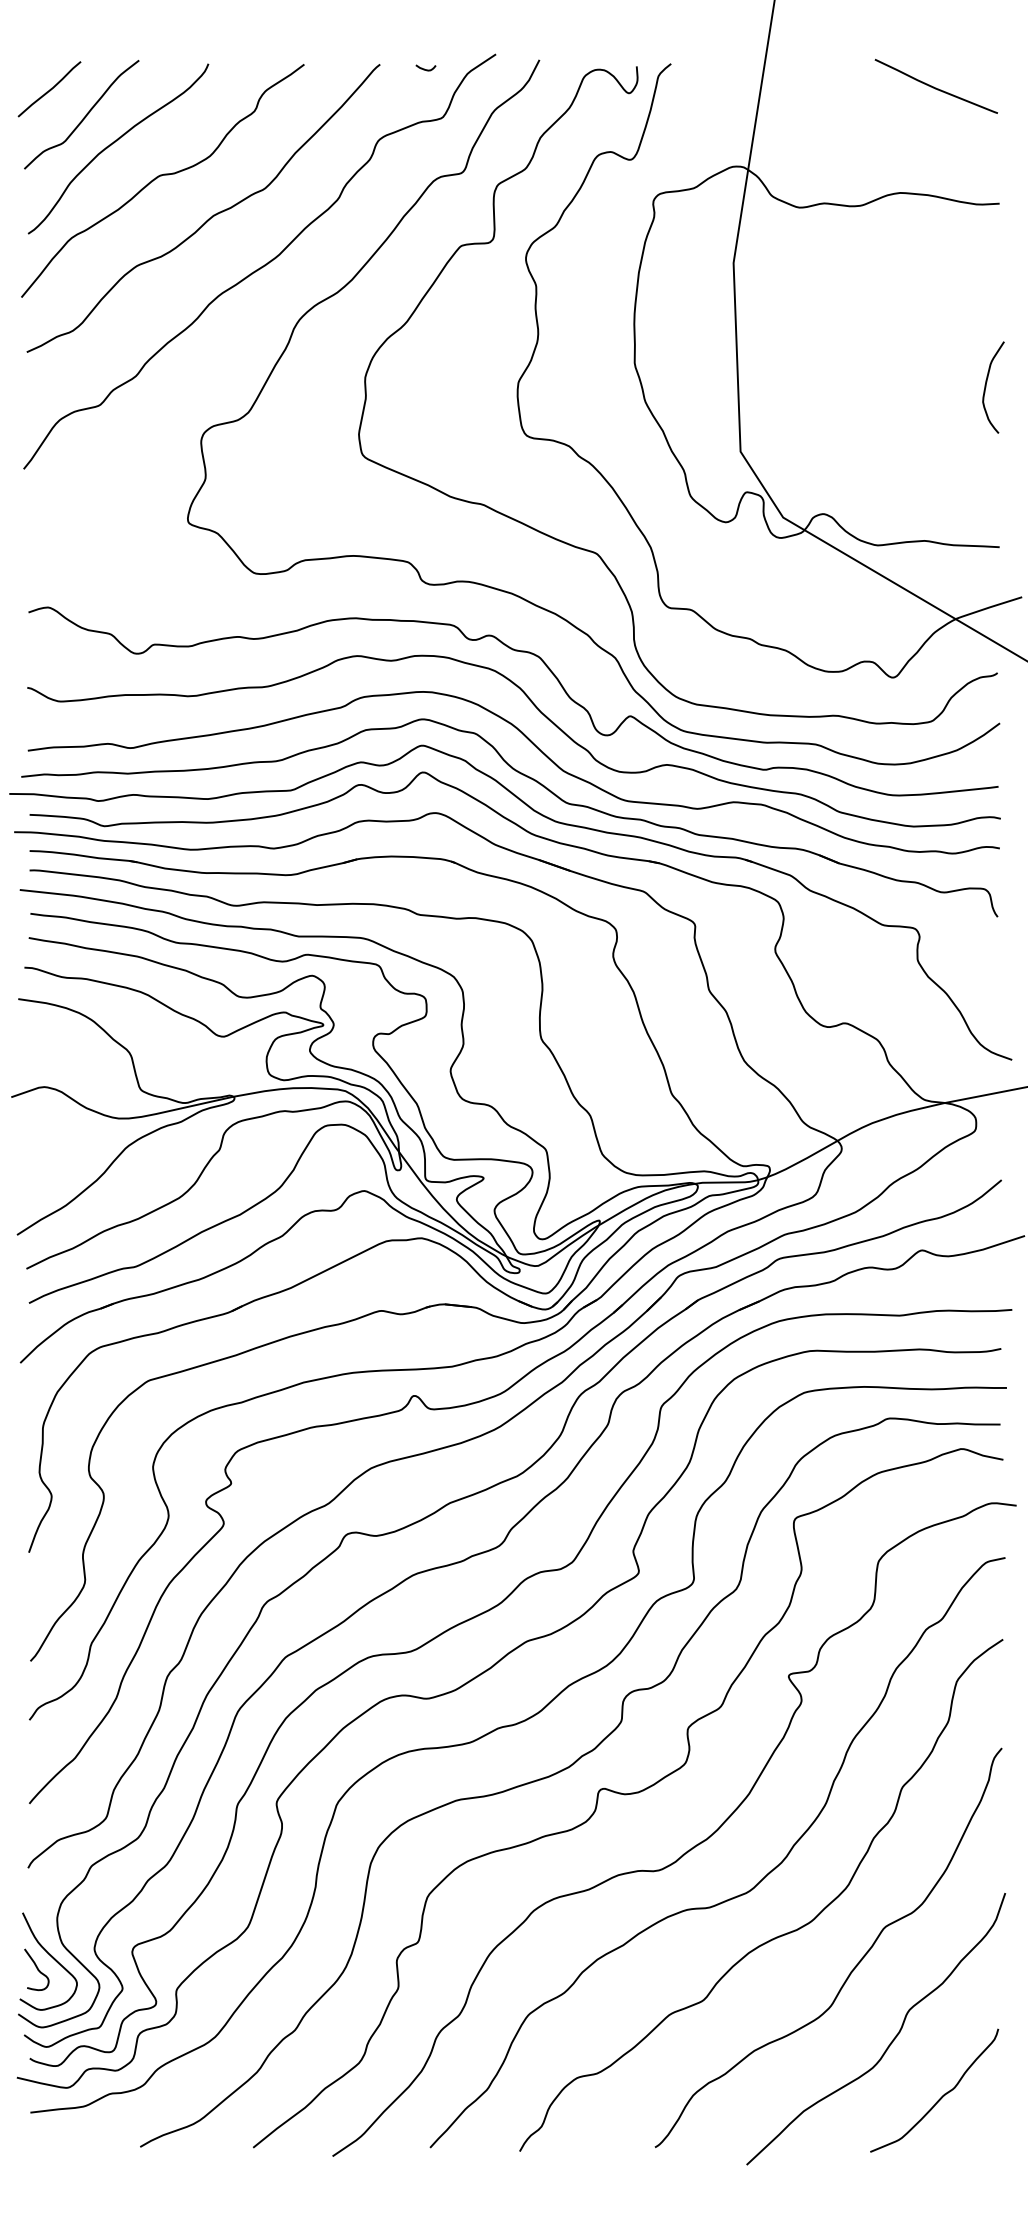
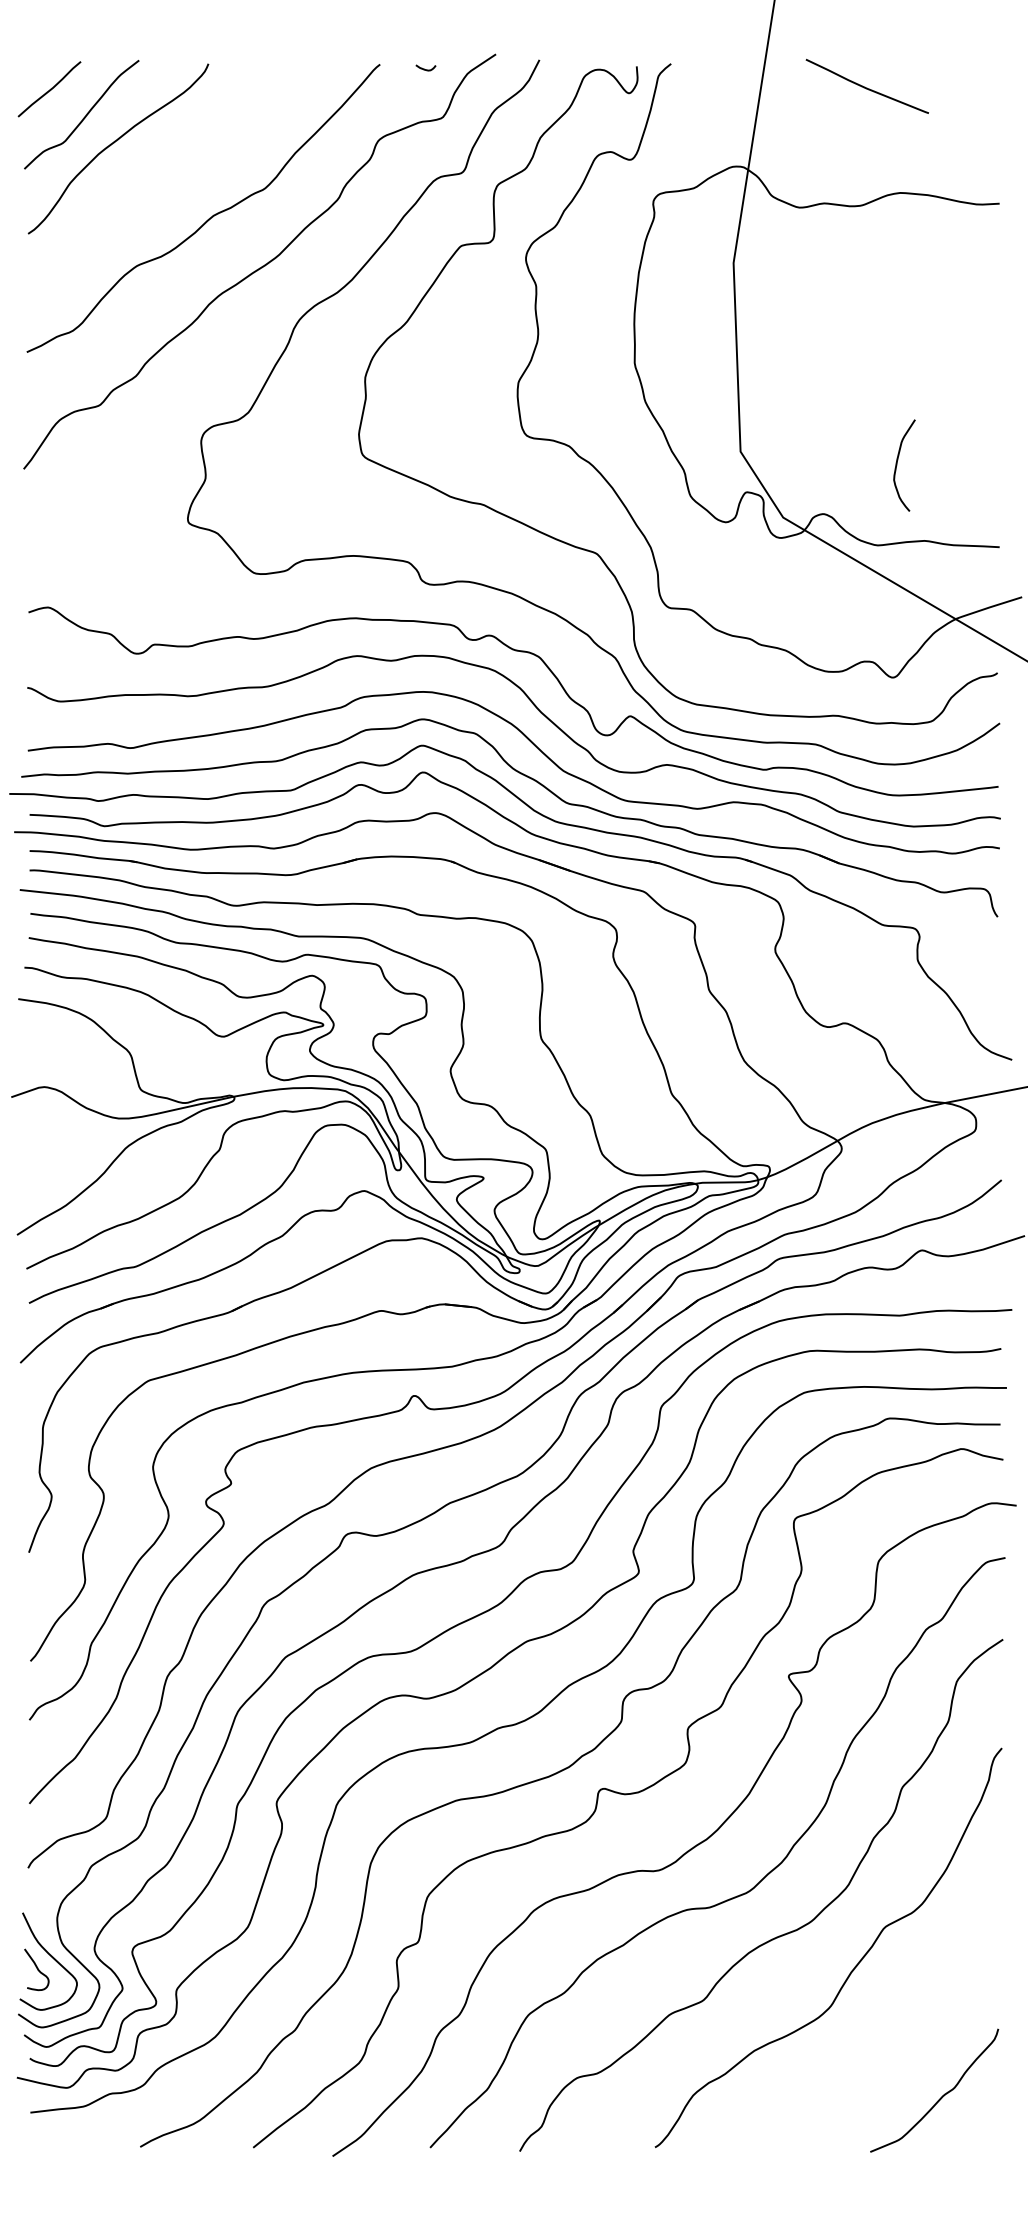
curve position: (935, 87) -> (866, 87) (866, 87)
curve: present -> none (161, 176)
curve position: (986, 387) -> (897, 465) (897, 465)
curve: present -> none (892, 2039)
